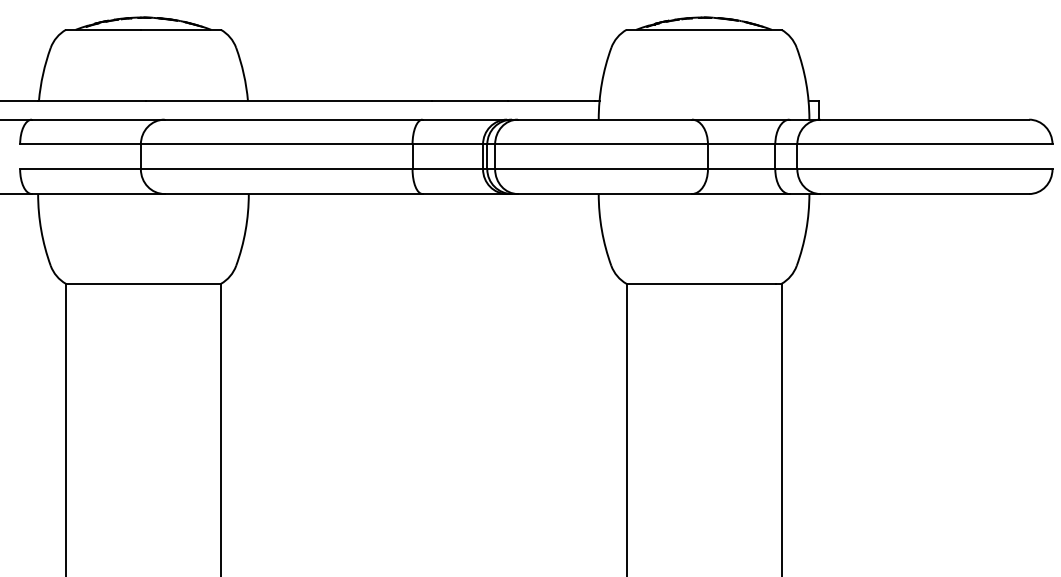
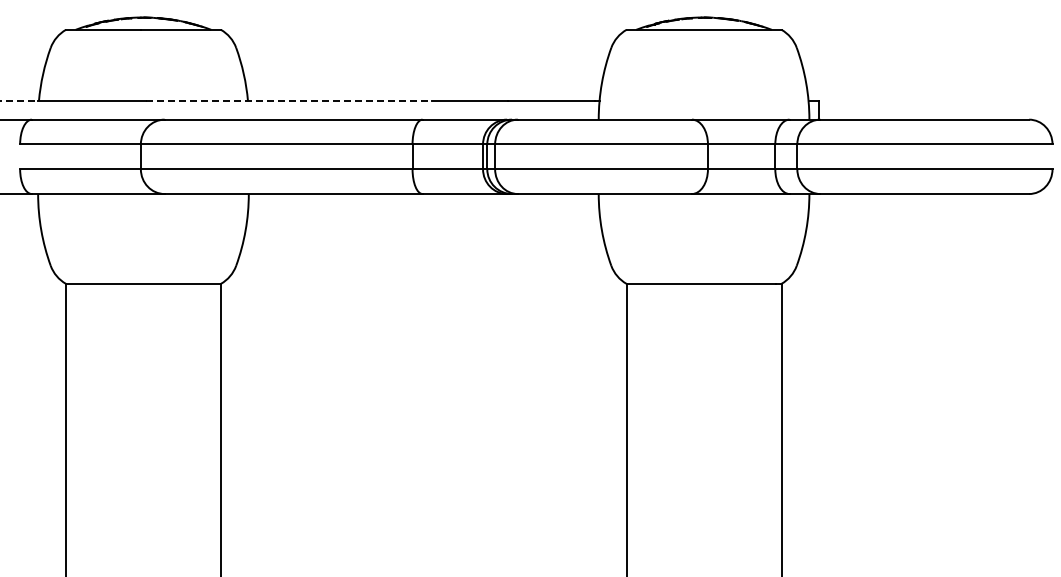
line: solid -> dashed (19, 101)
line: solid -> dashed (289, 101)
